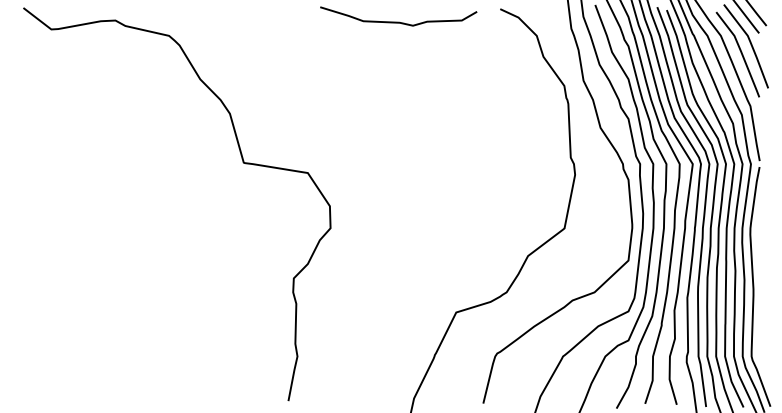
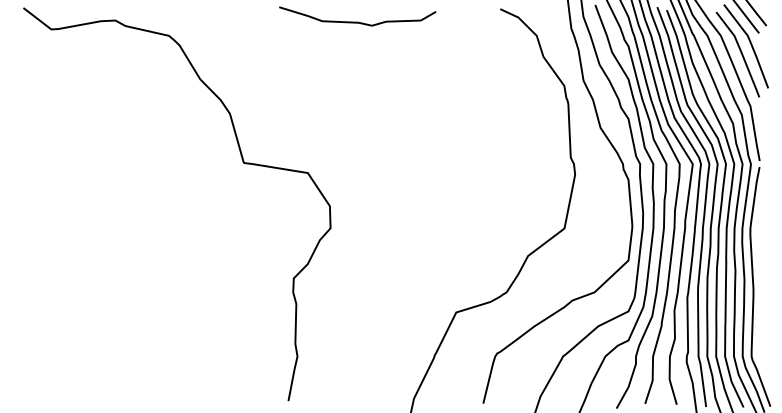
curve position: (398, 21) -> (357, 21) (357, 21)
